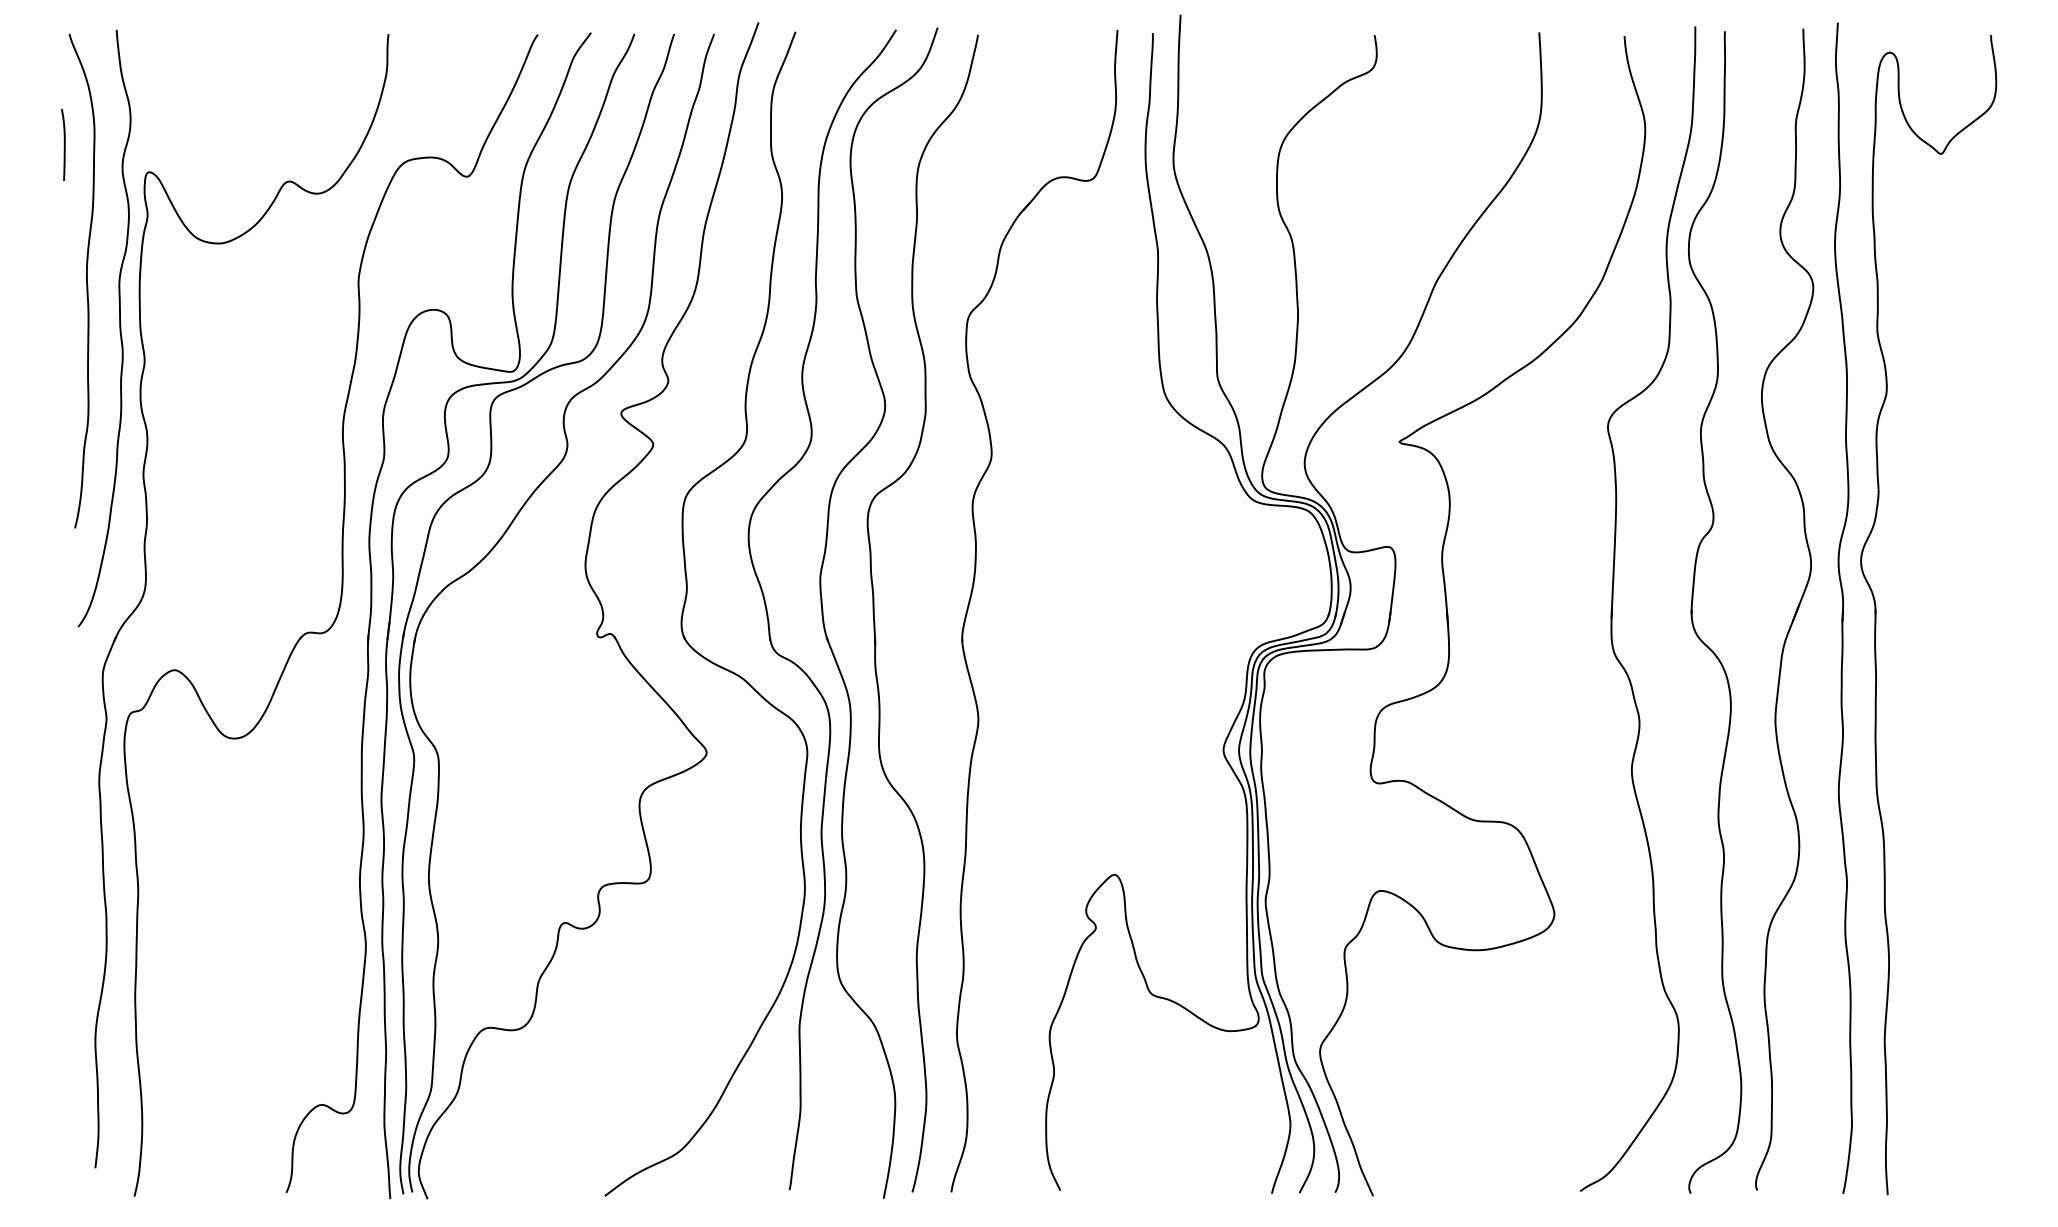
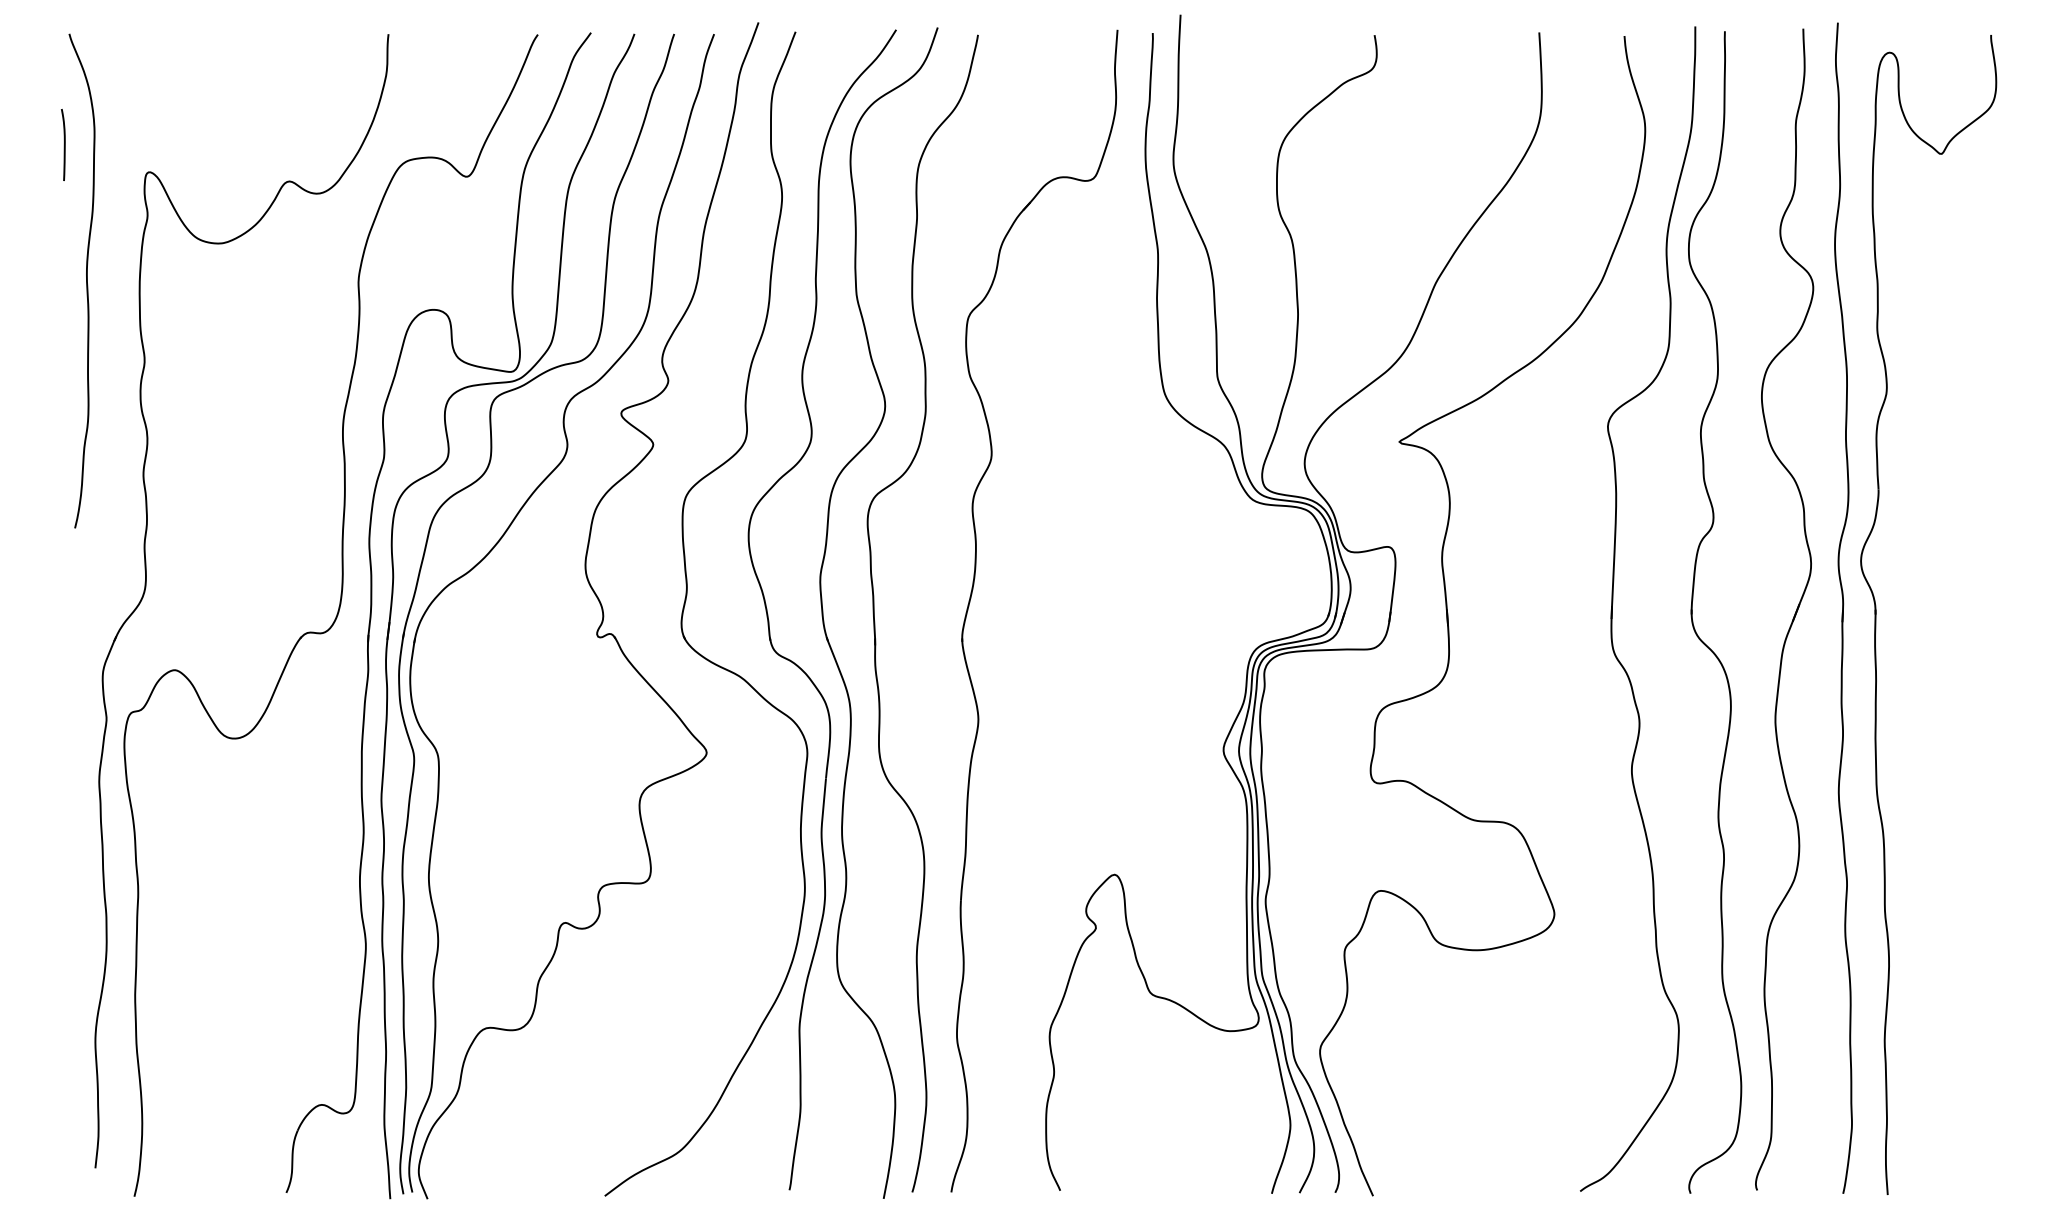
curve: present -> none (119, 328)
